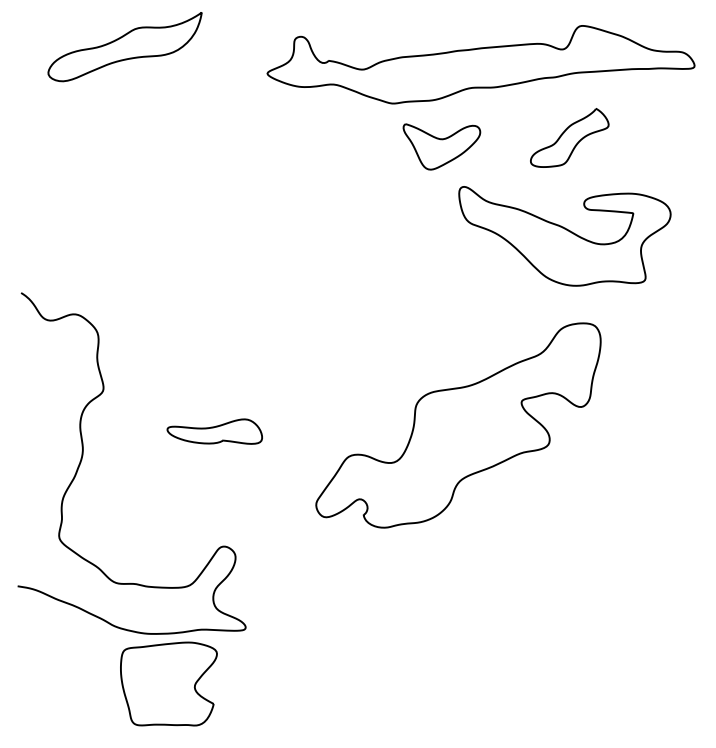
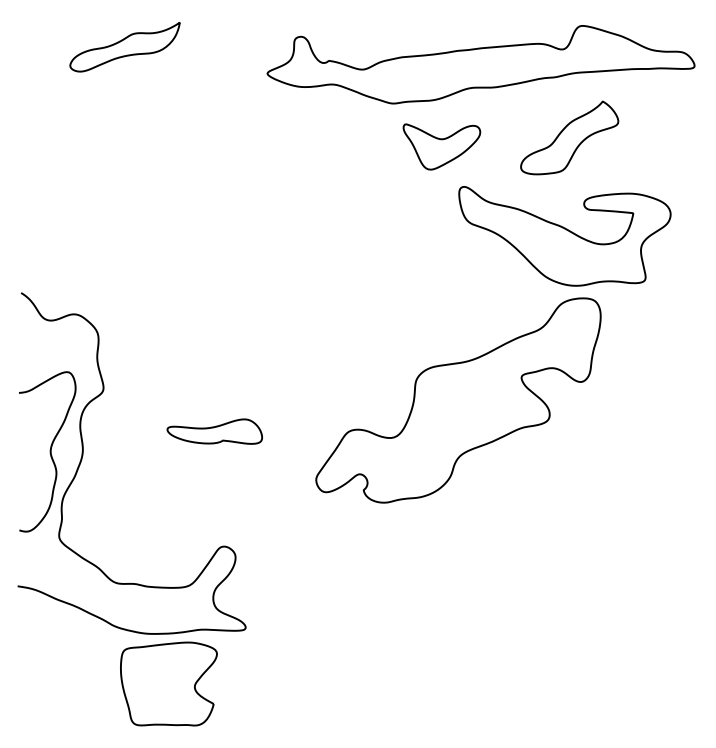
part size: 156x71 px -> 112x51 px (124, 47)
part size: 80x60 px -> 100x76 px (569, 137)
part position: (458, 425) -> (458, 400) (458, 400)
curve: none -> present (49, 451)
